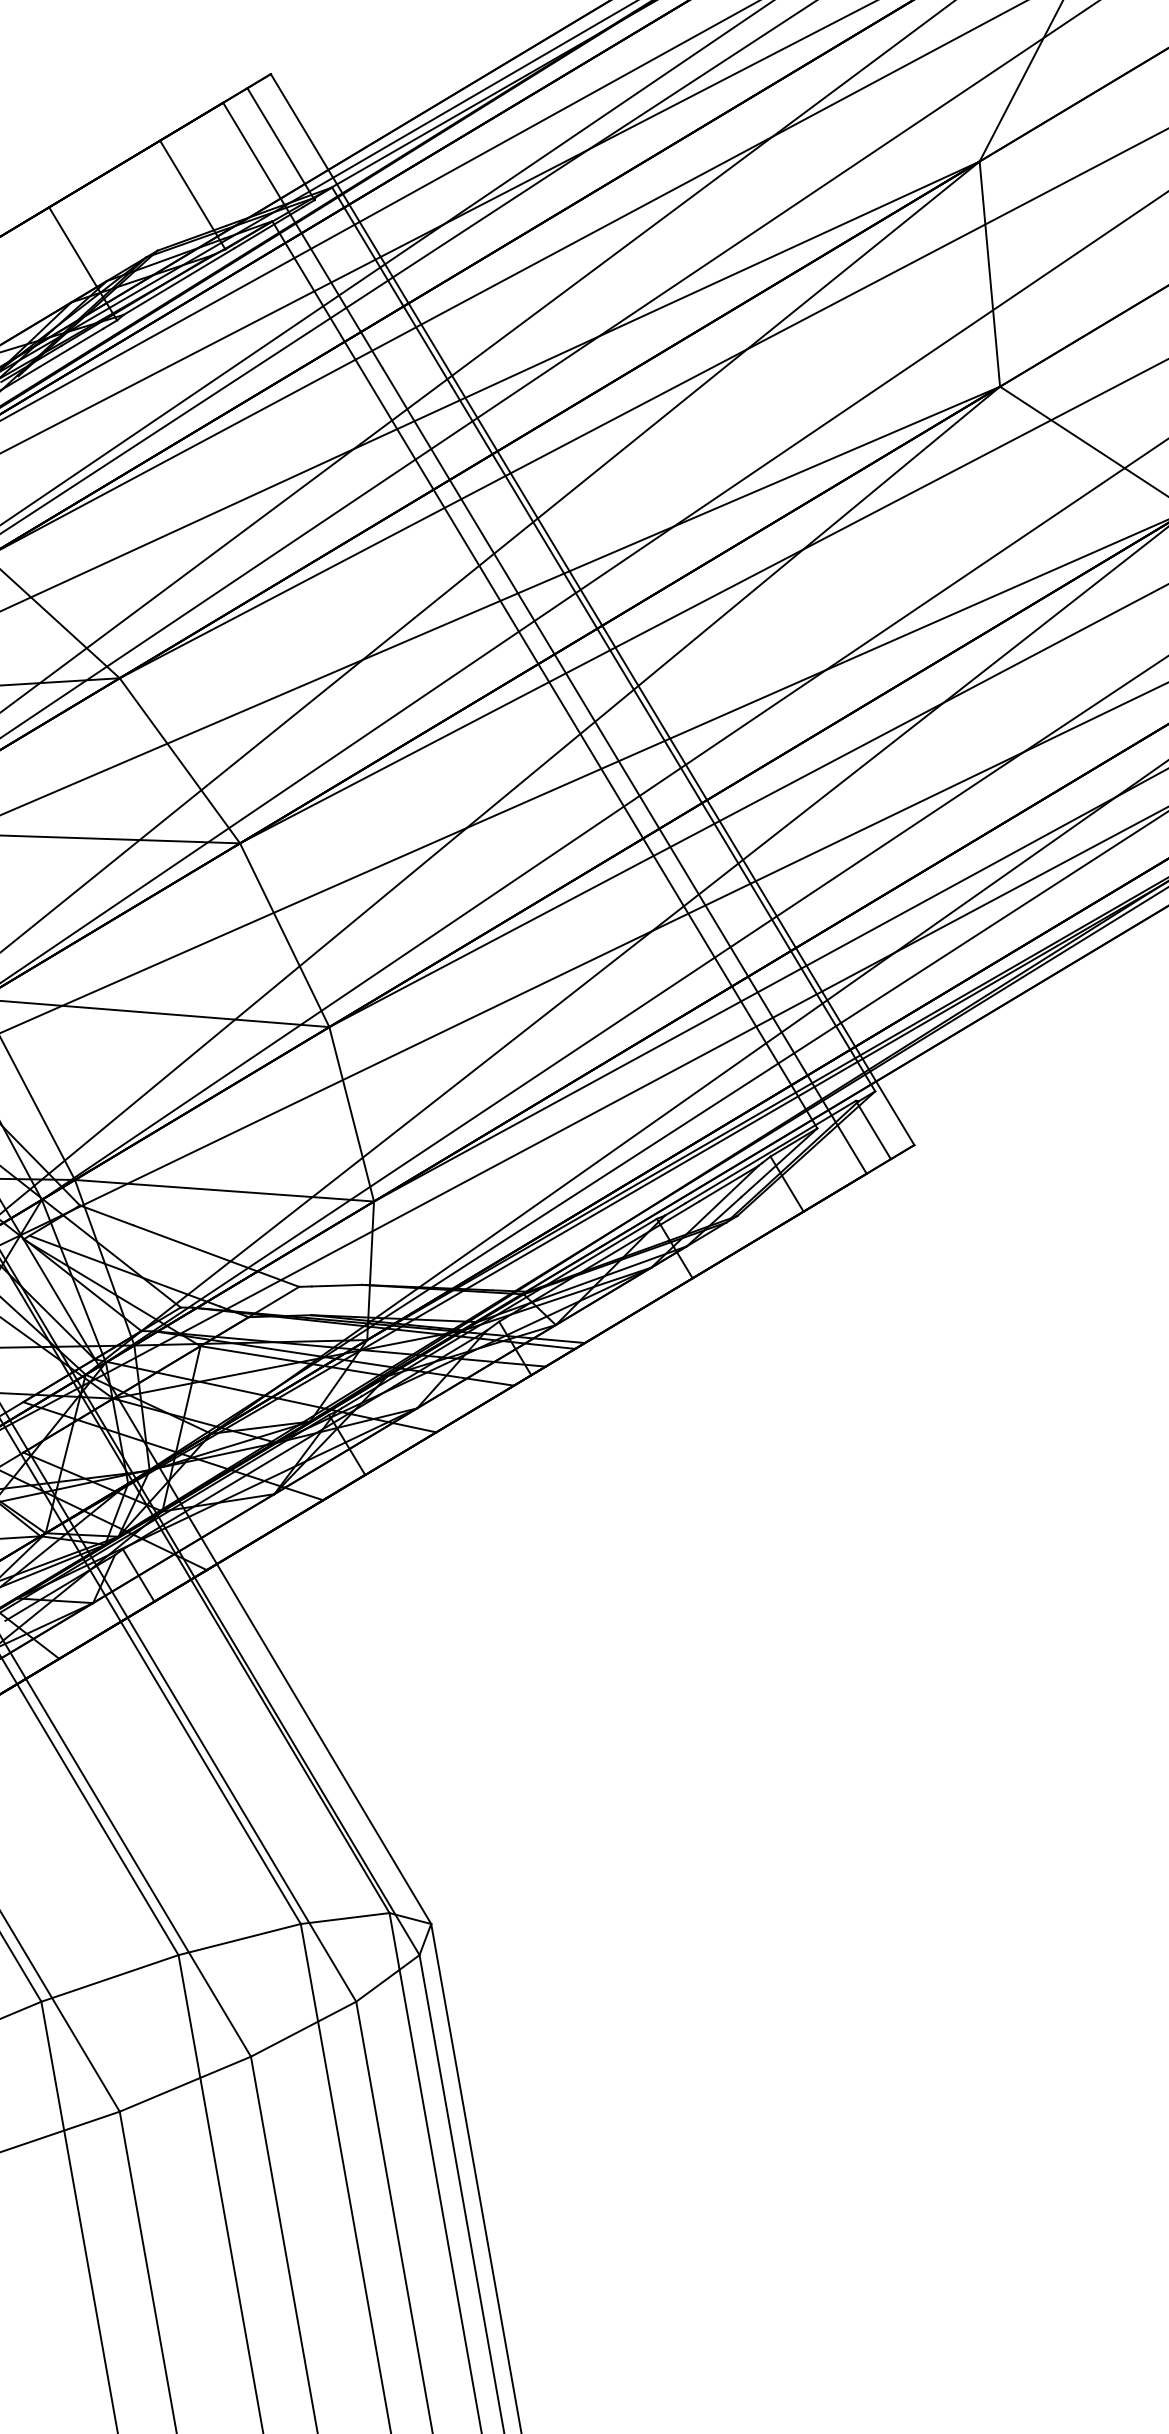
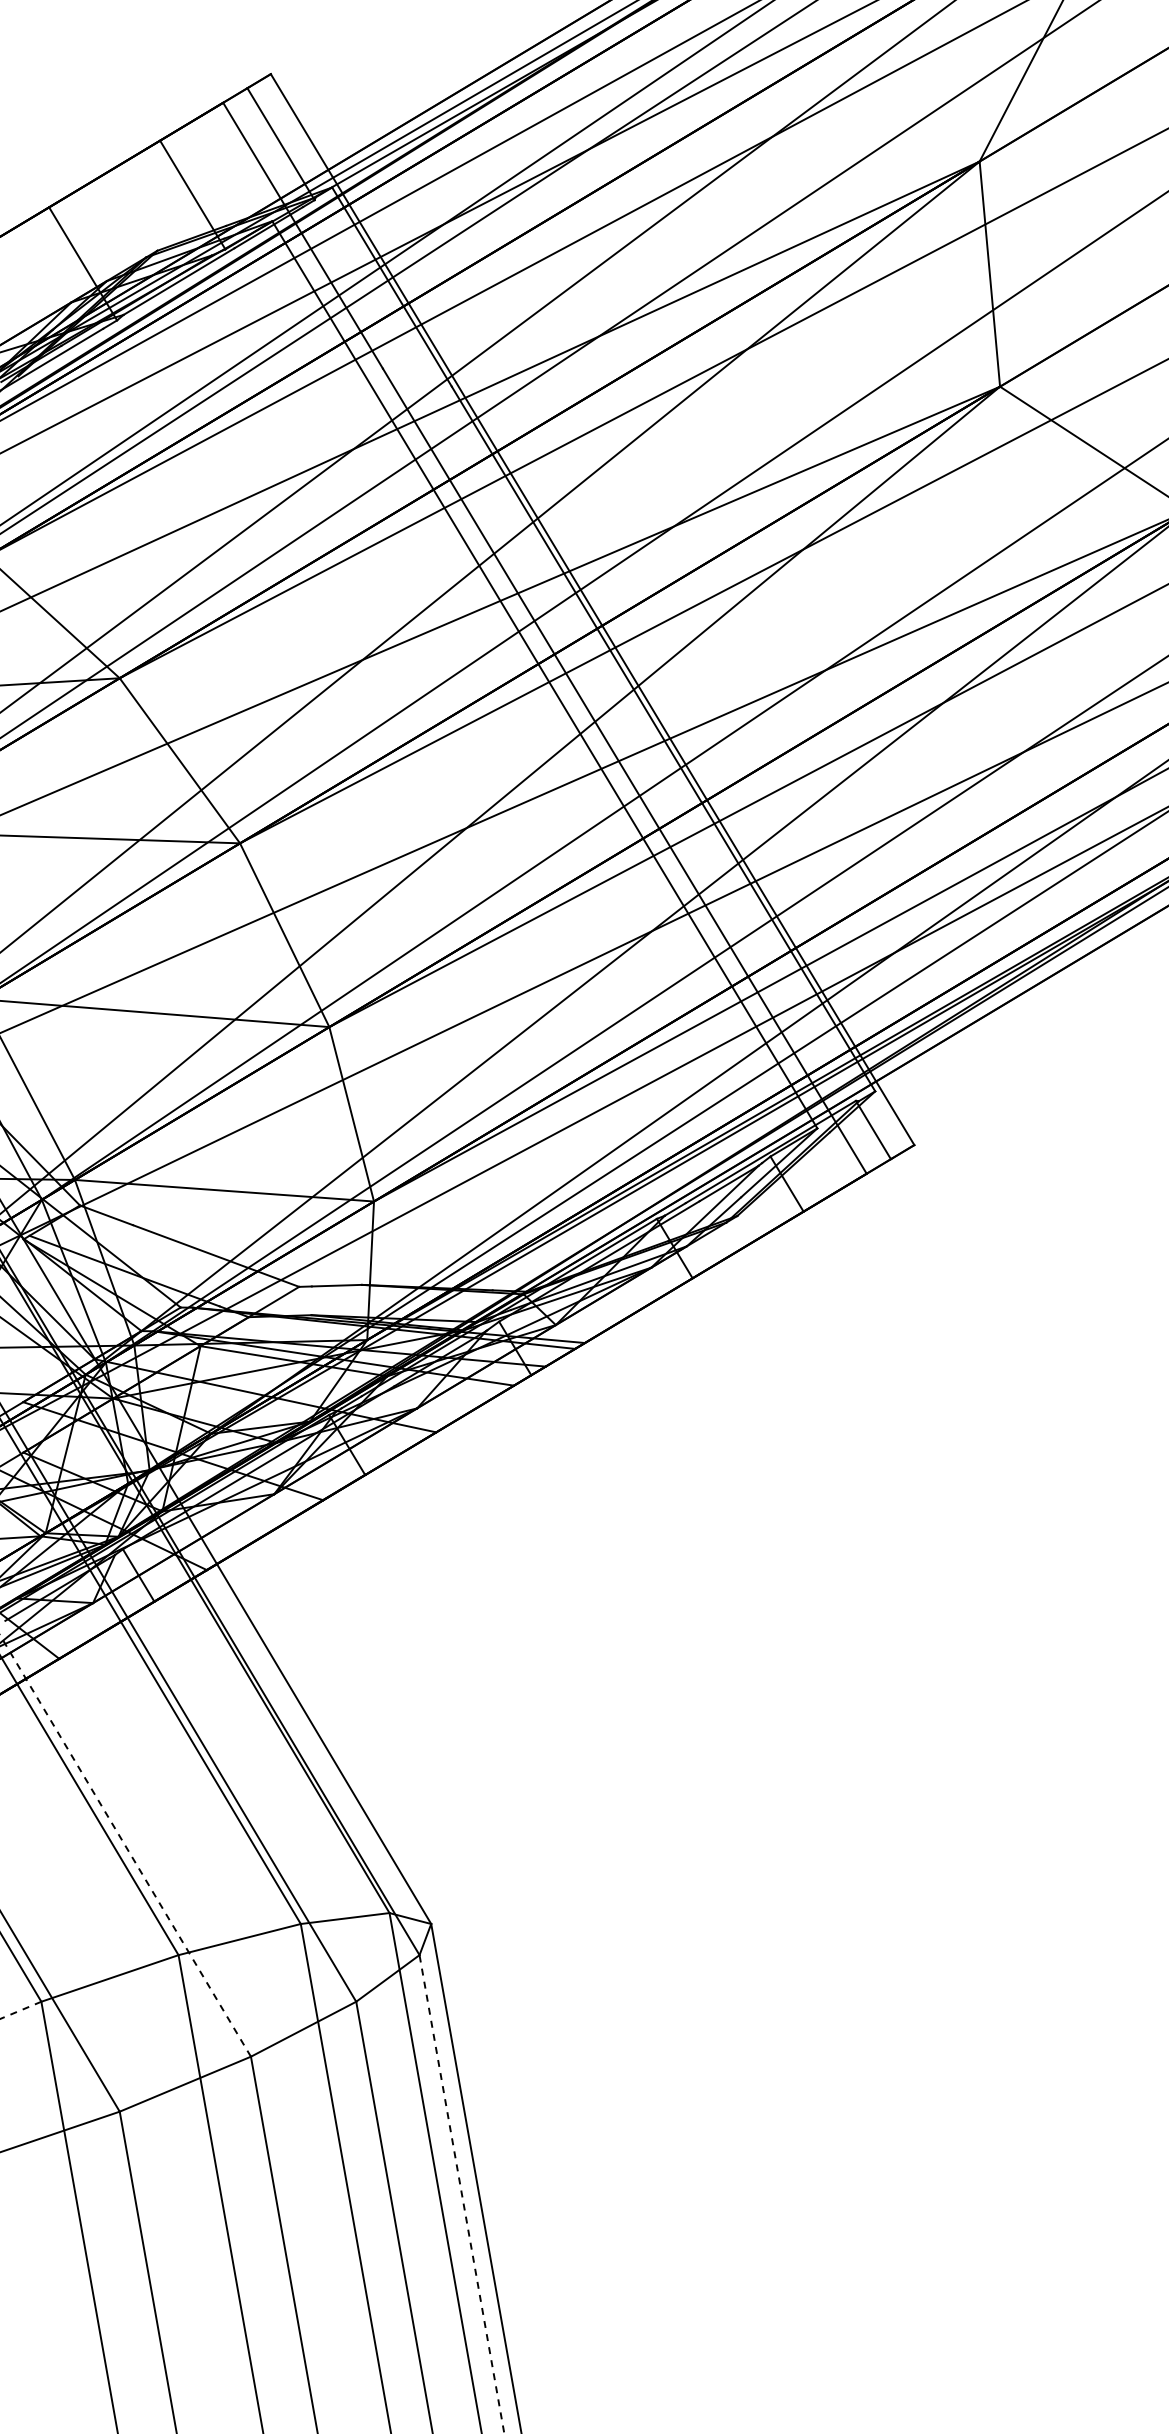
line: solid -> dashed (125, 1846)
line: solid -> dashed (20, 2010)
line: solid -> dashed (461, 2194)
